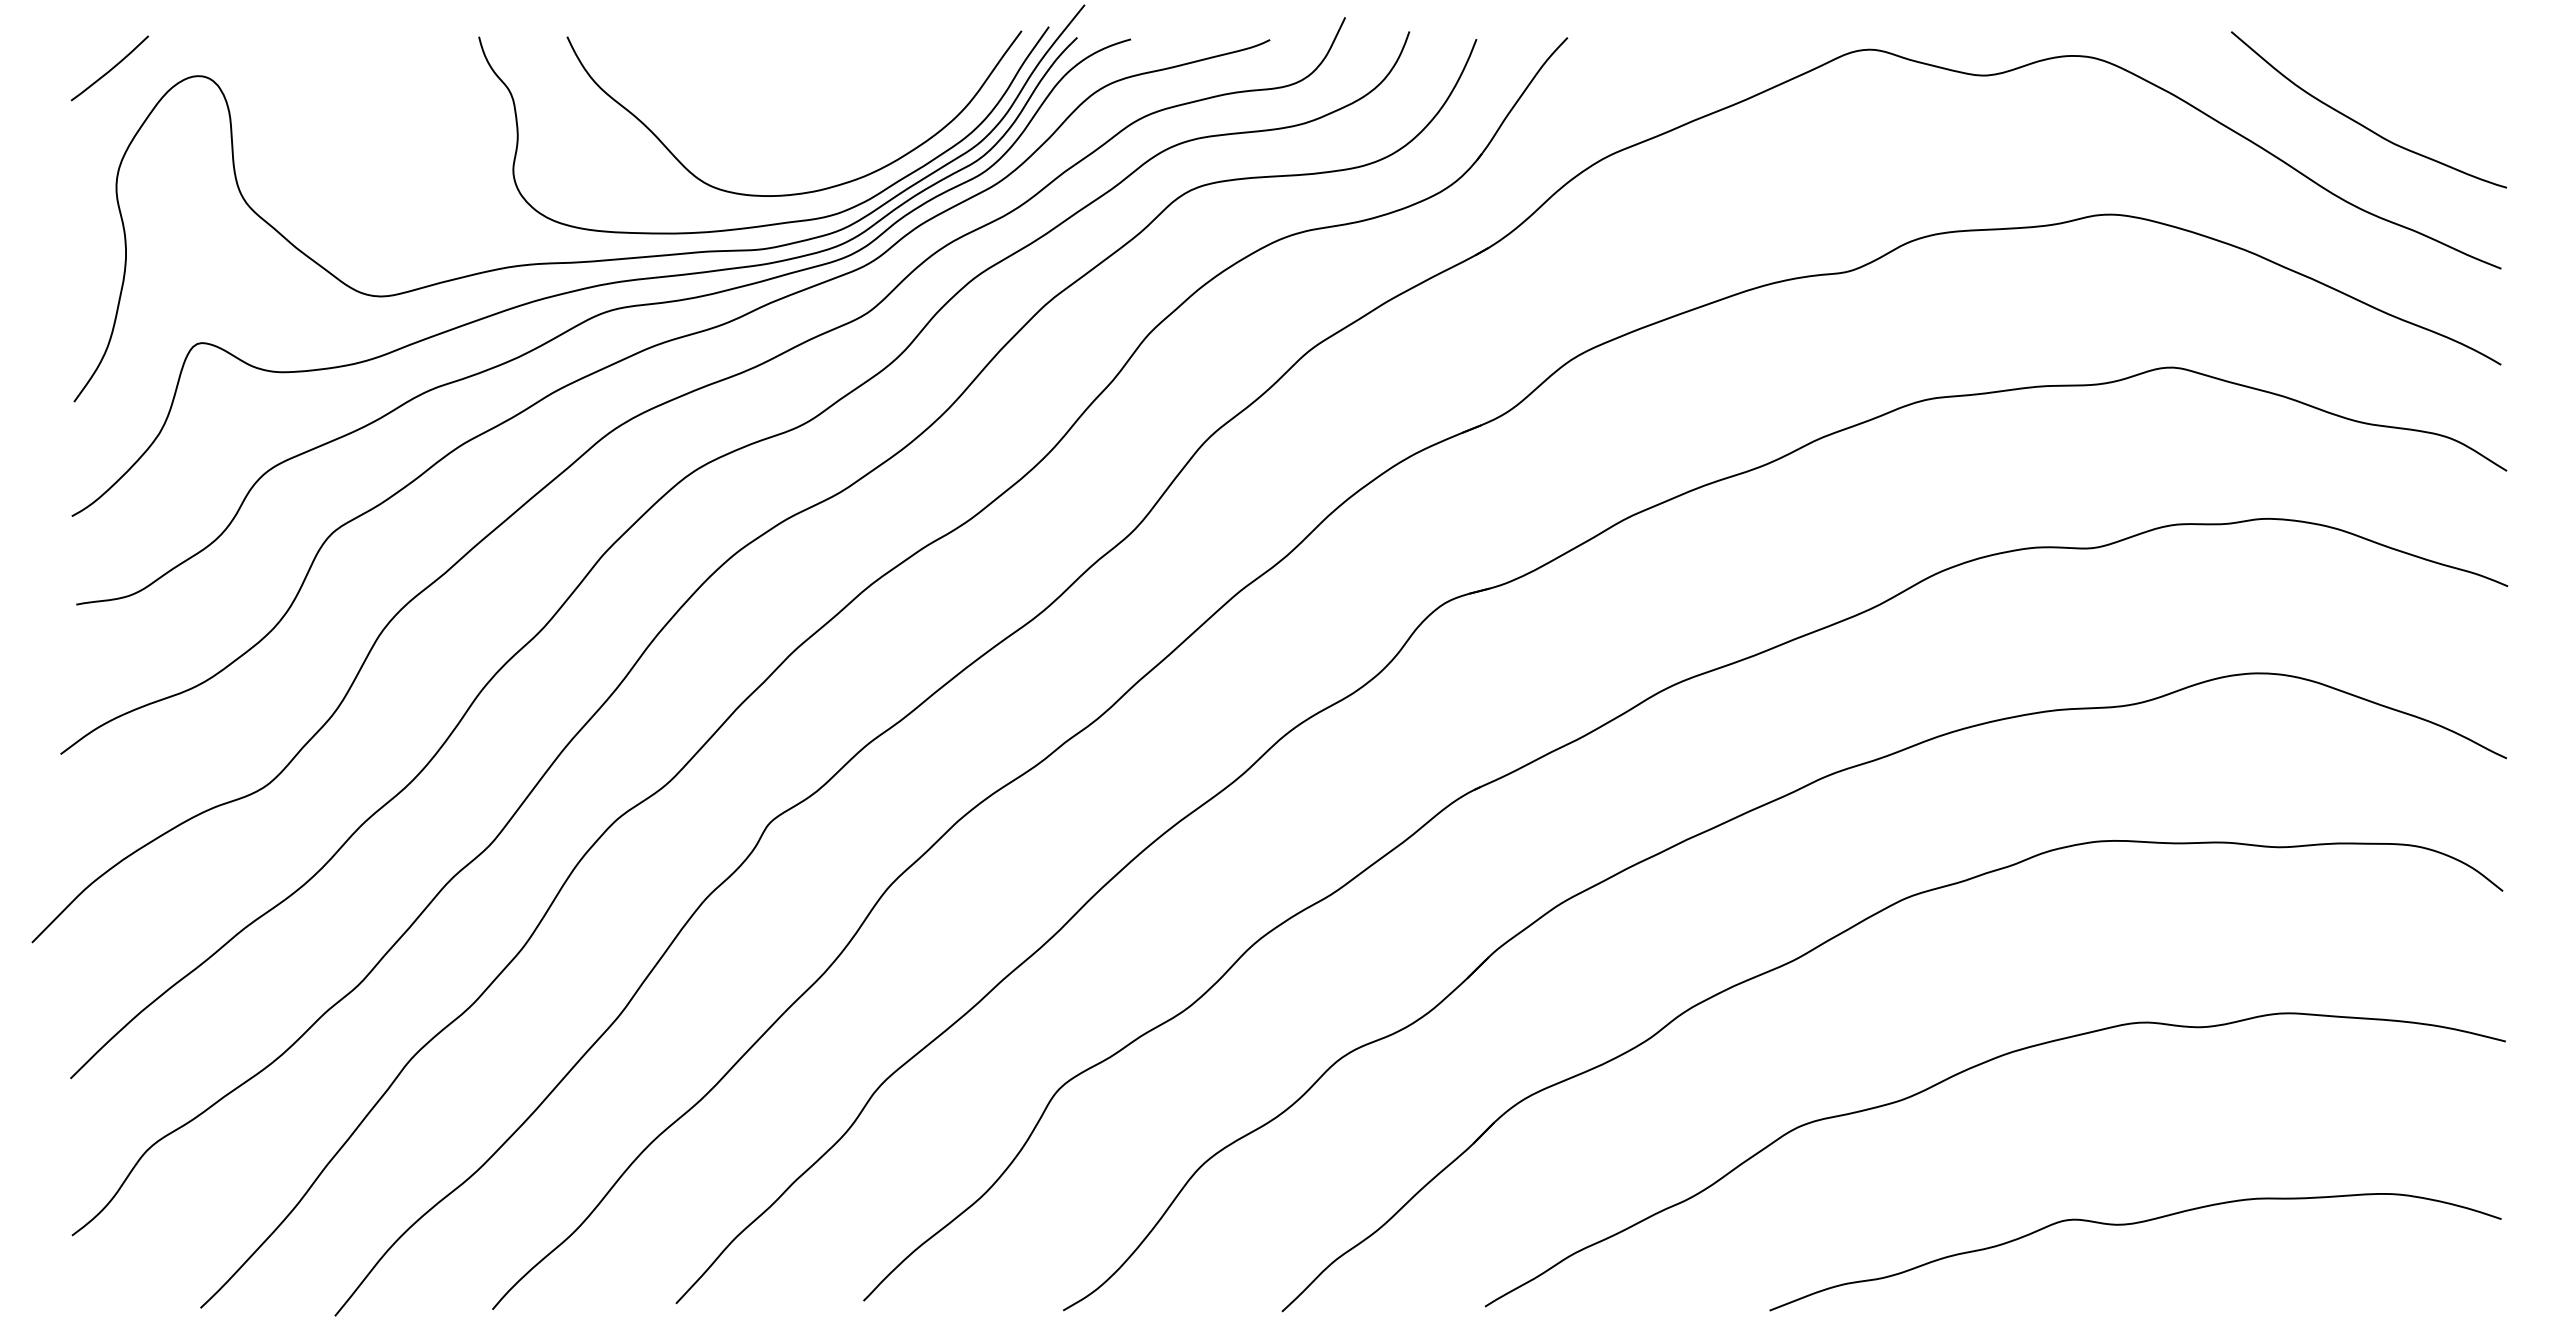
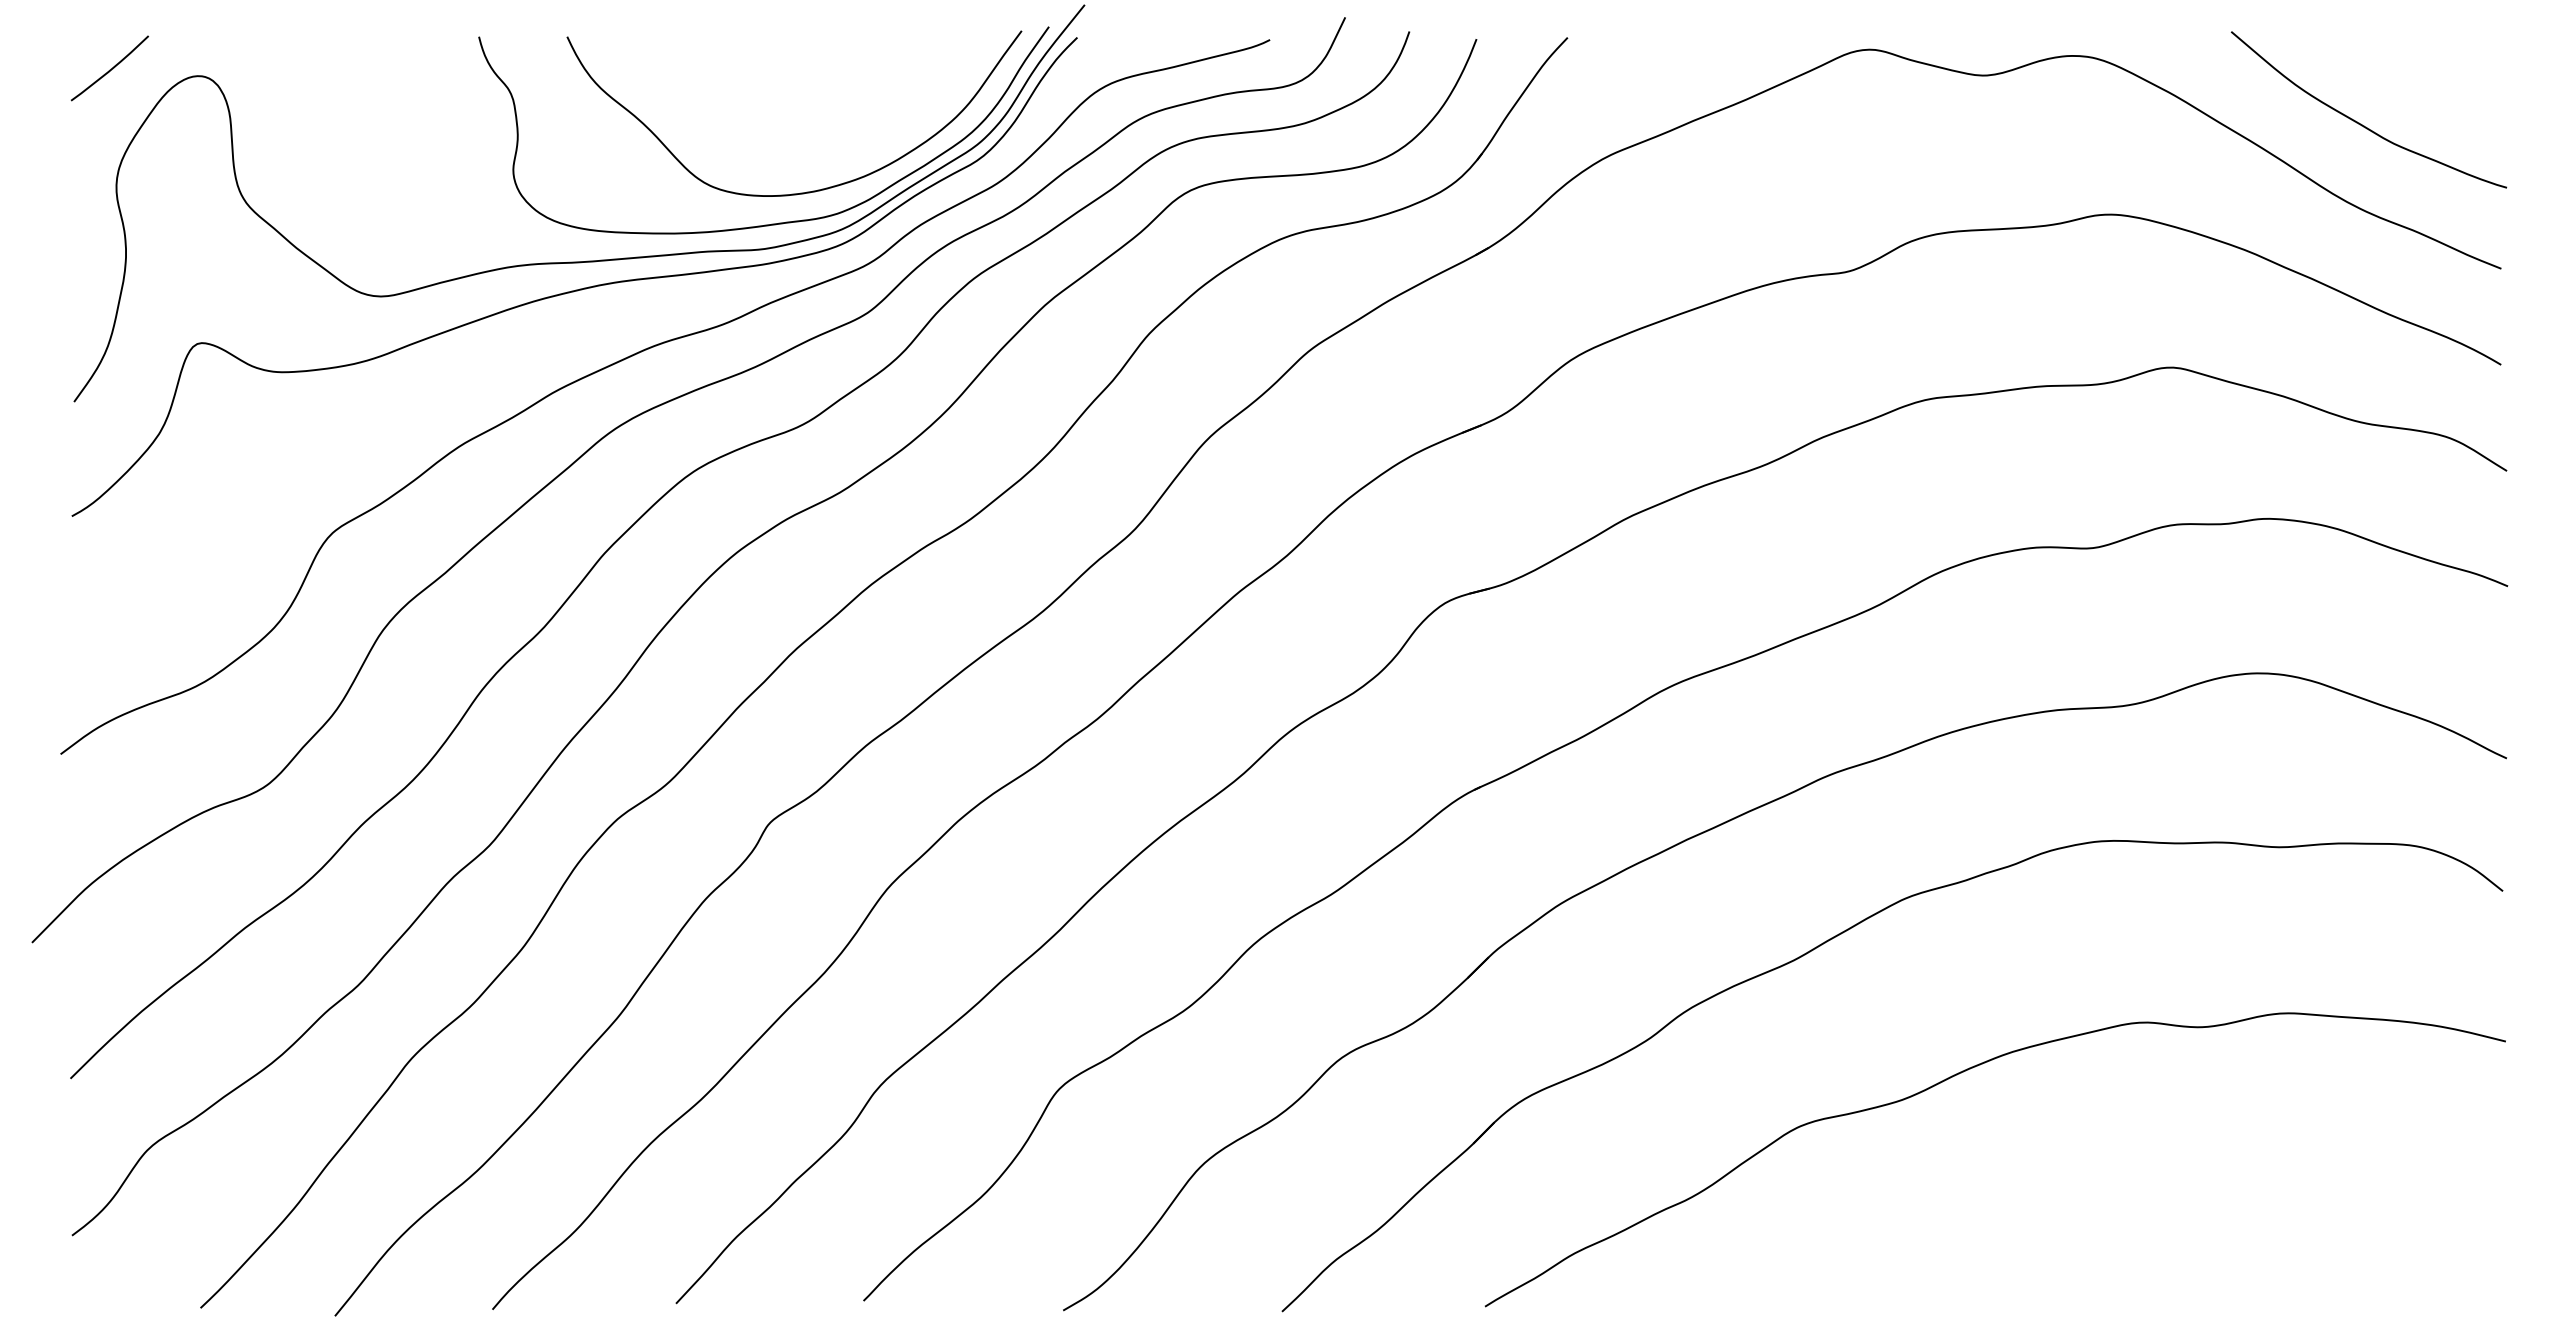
curve: present -> none (600, 315)
curve: present -> none (2134, 1224)
